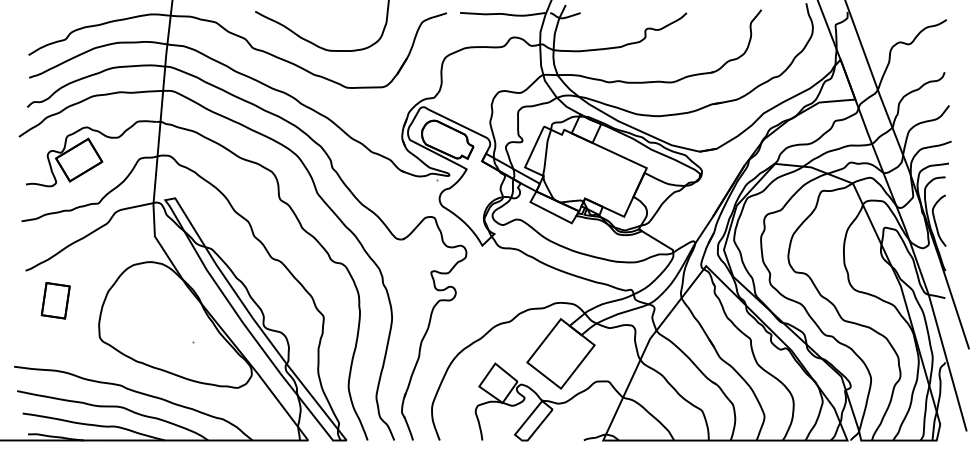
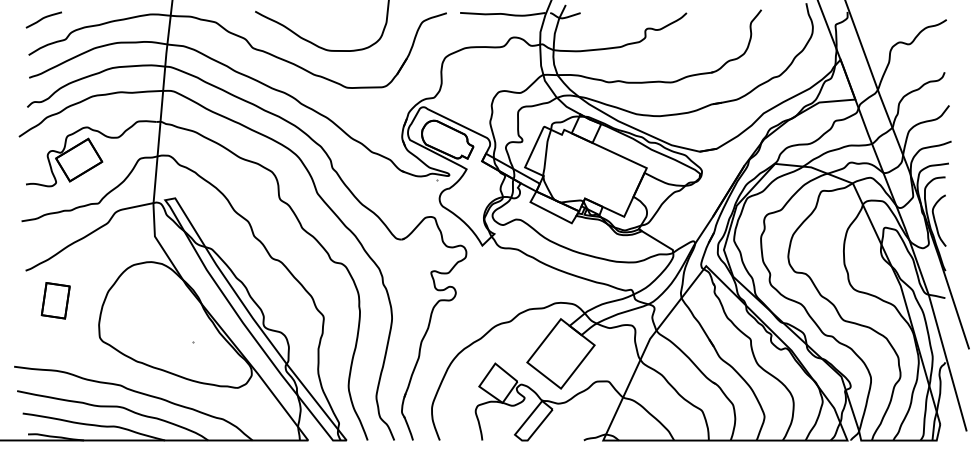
curve: none -> present (43, 19)
